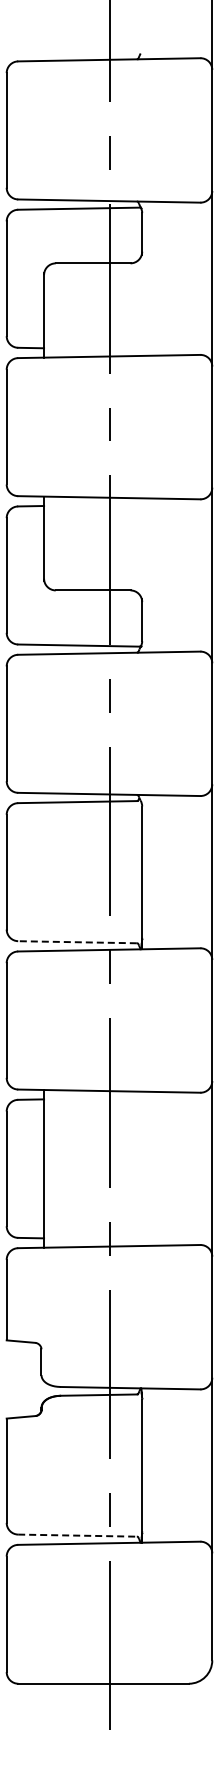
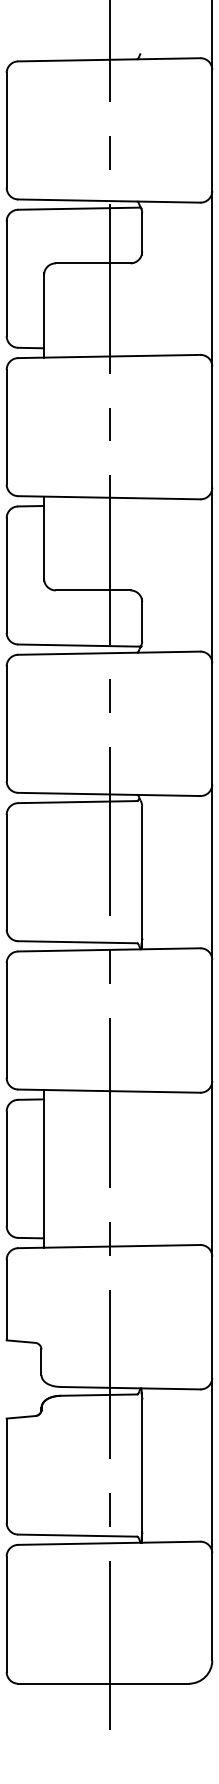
line: dashed -> solid (76, 942)
line: dashed -> solid (77, 1535)
